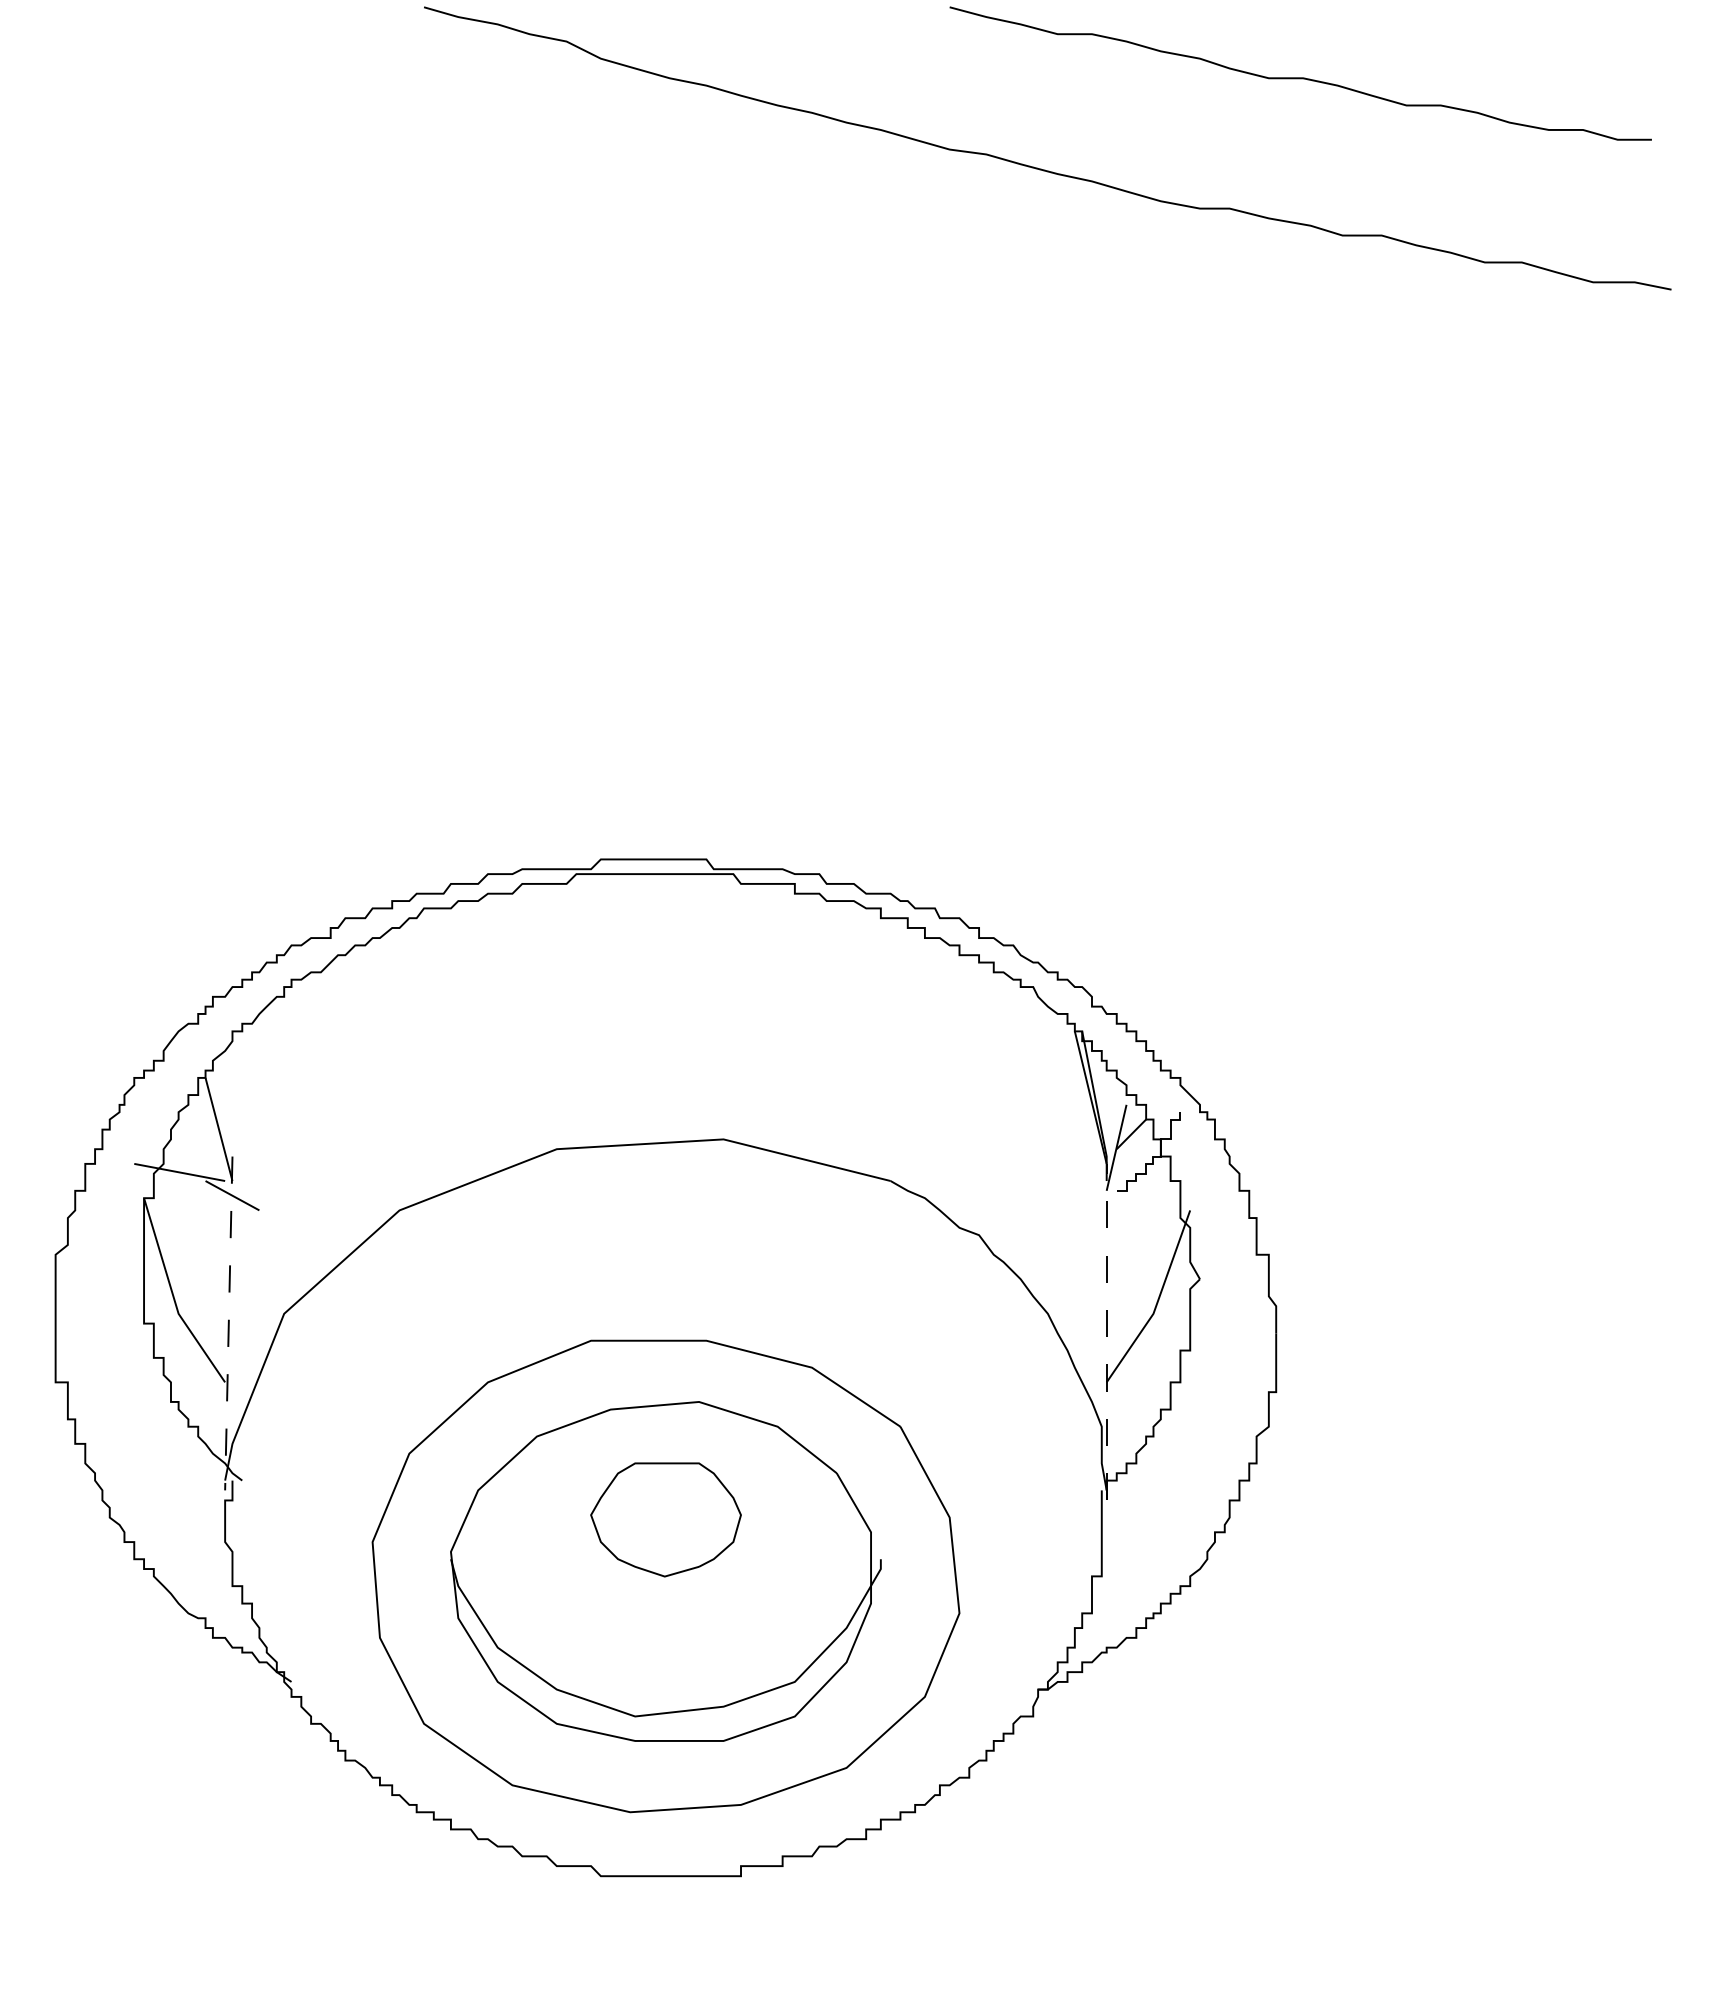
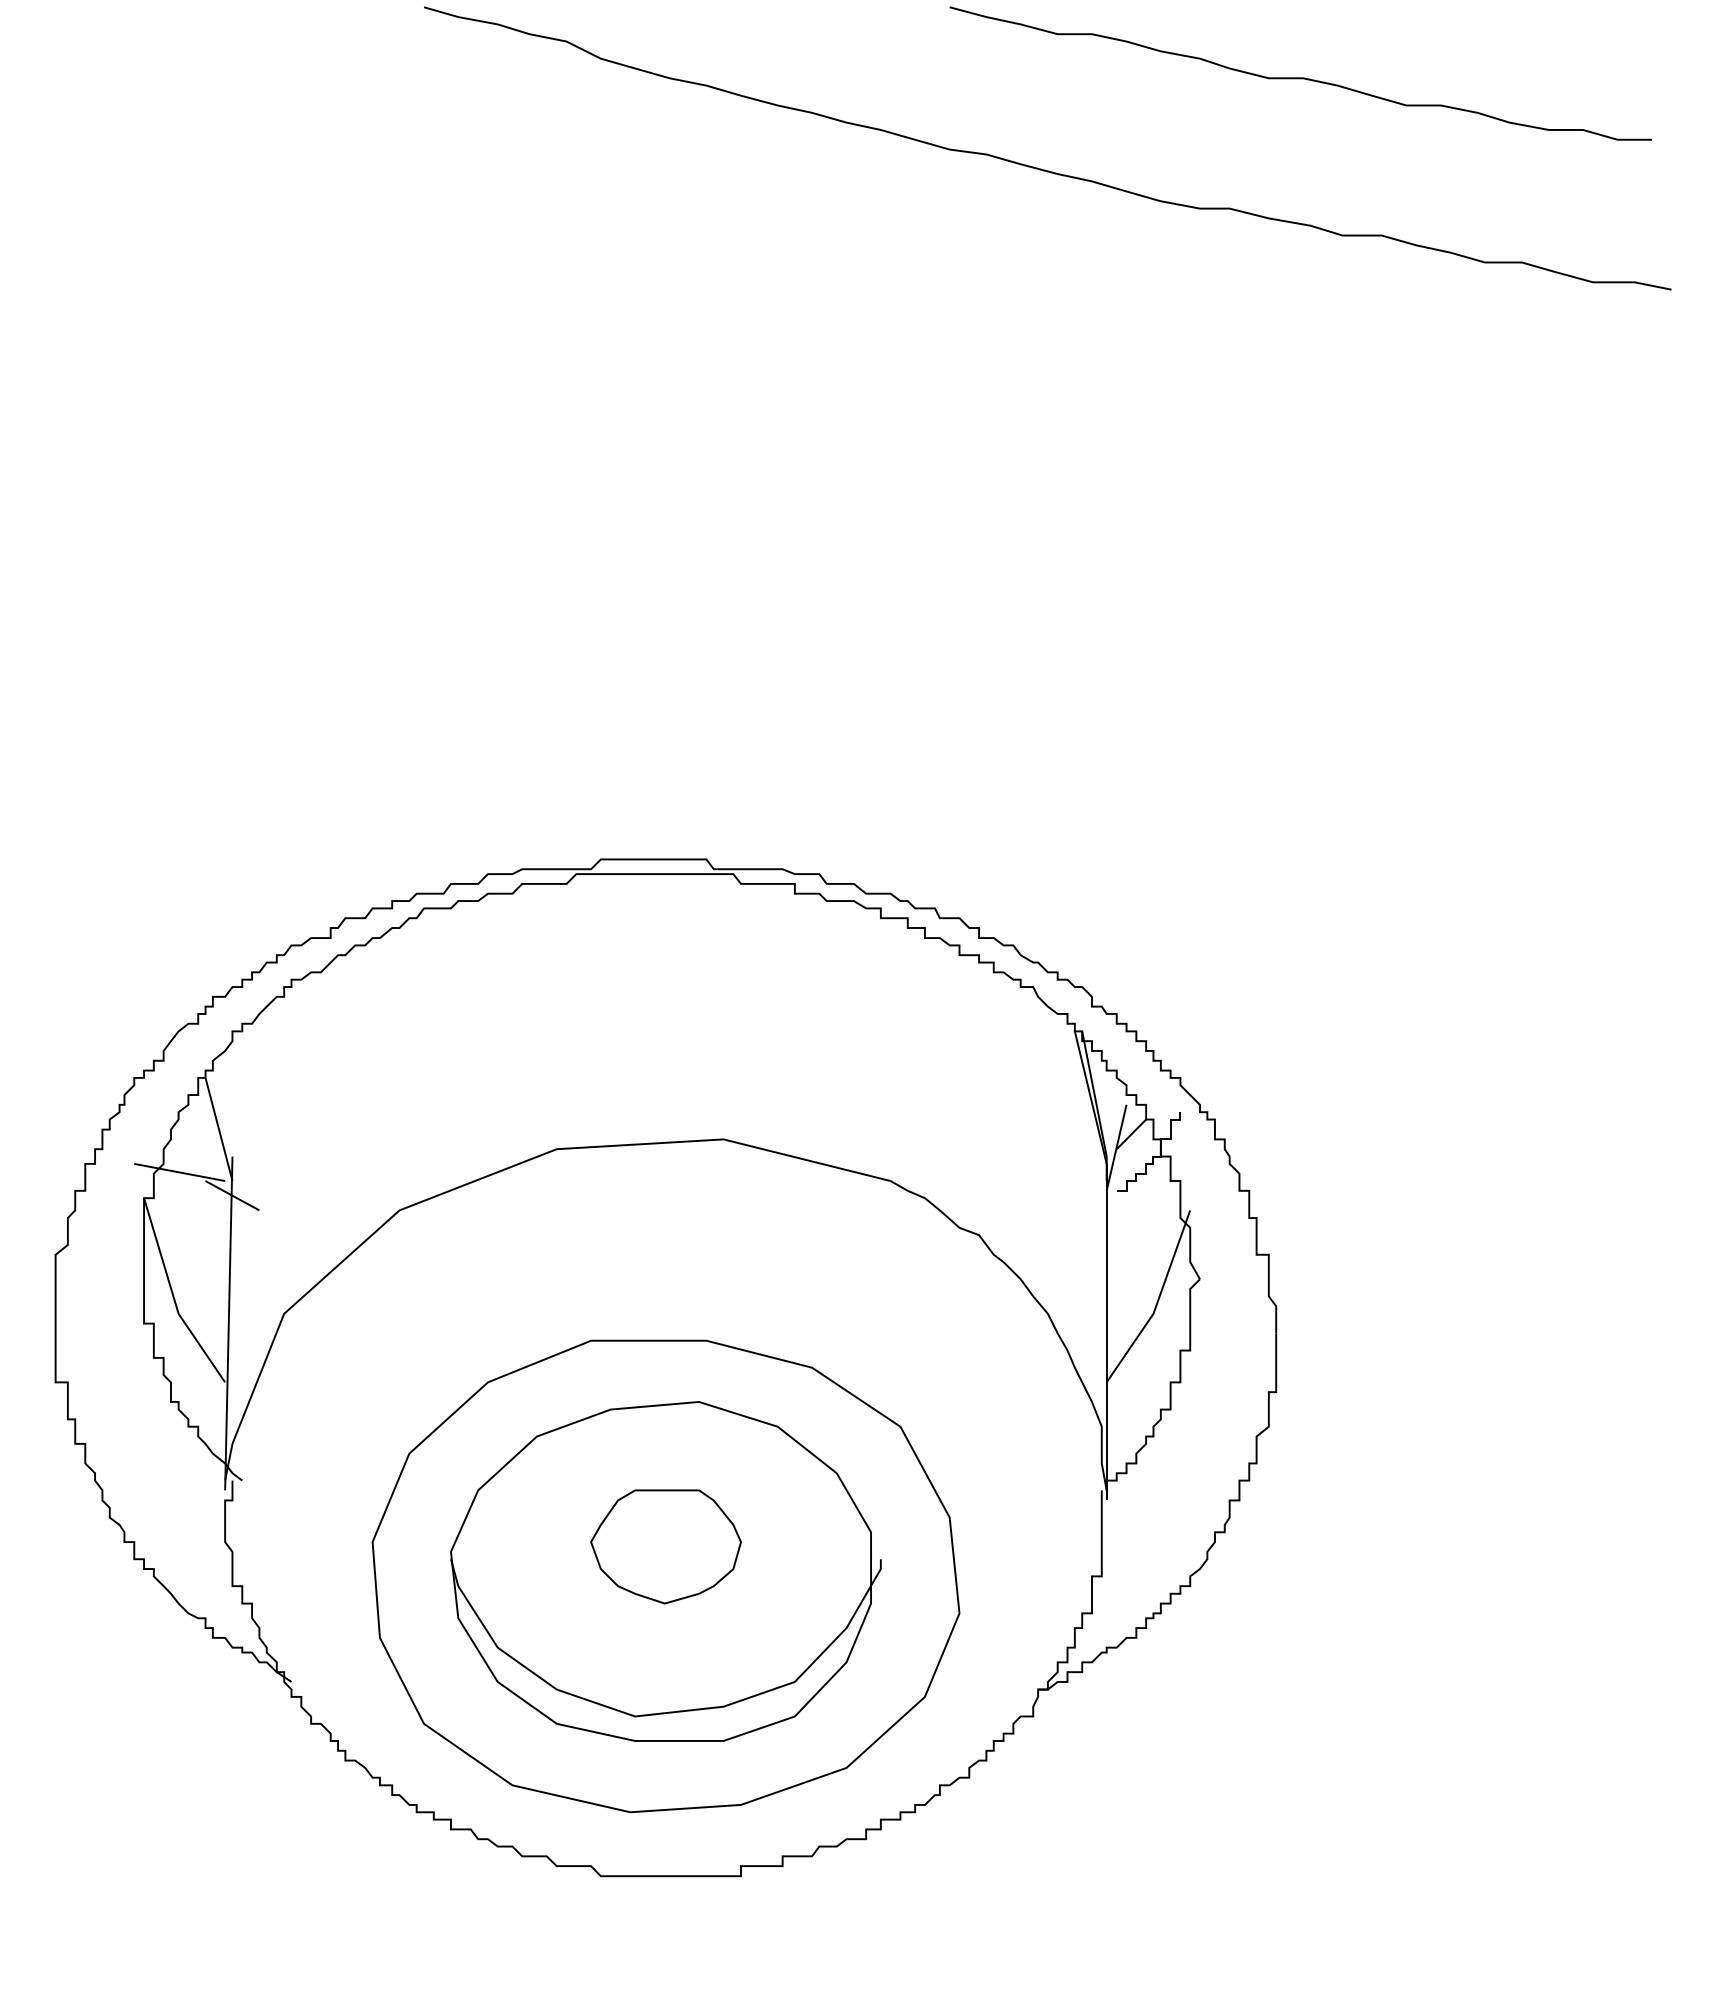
line: dashed -> solid (228, 1323)
line: dashed -> solid (1106, 1331)
part position: (665, 1519) -> (665, 1546) (665, 1546)
